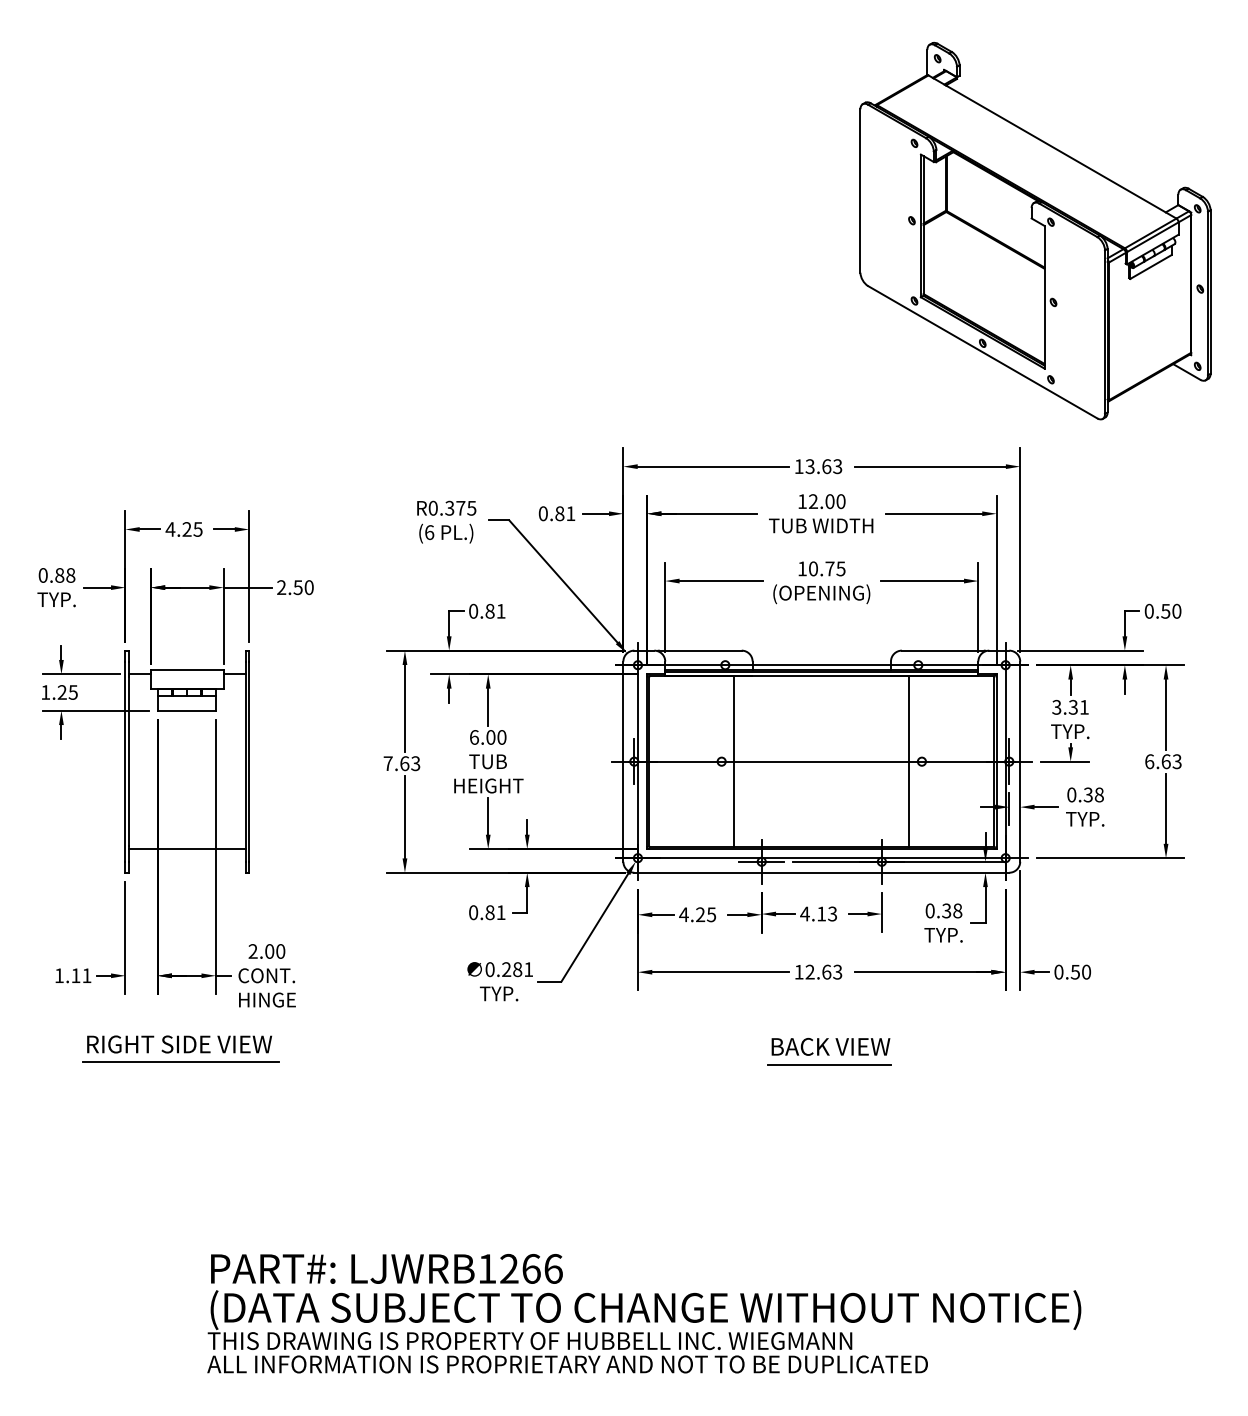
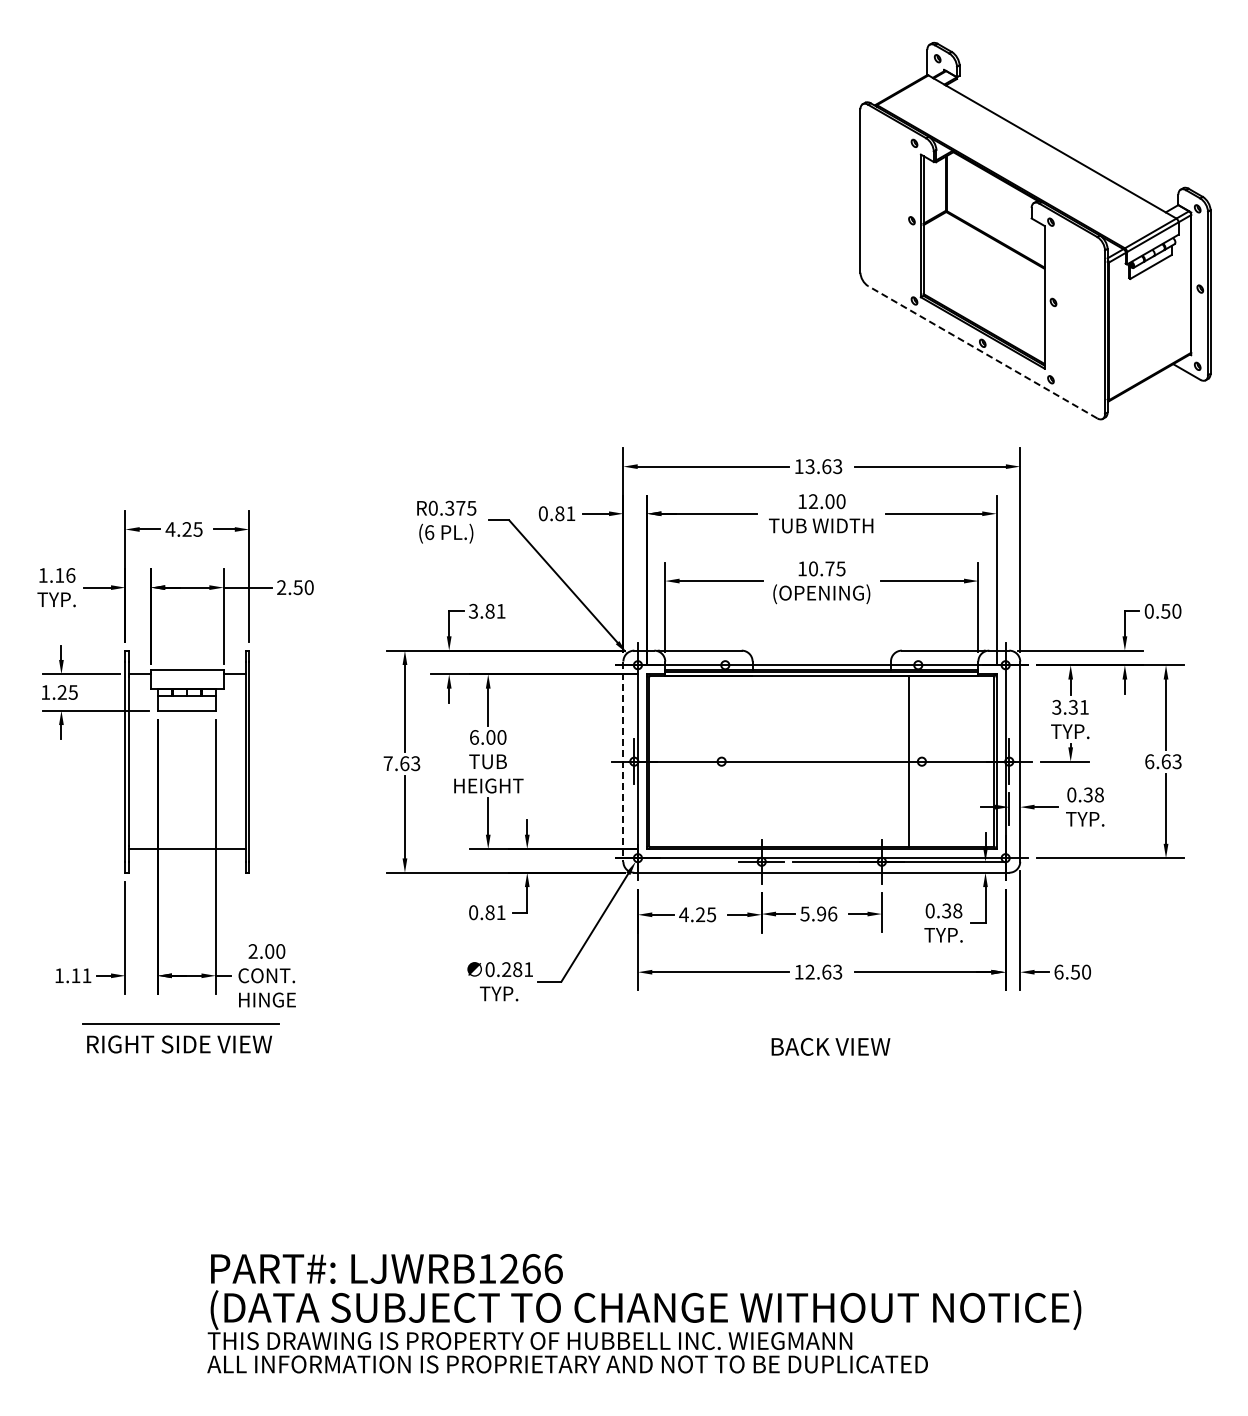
line: solid -> dashed (982, 352)
text: 0.88 -> 1.16 (56, 575)
text: 0.81 -> 3.81 (473, 611)
line: present -> none (734, 761)
line: solid -> dashed (623, 762)
text: 4.13 -> 5.96 (818, 913)
text: 0.50 -> 6.50 (1058, 971)
line position: (180, 1061) -> (180, 1023) (180, 1023)
line: present -> none (828, 1064)
